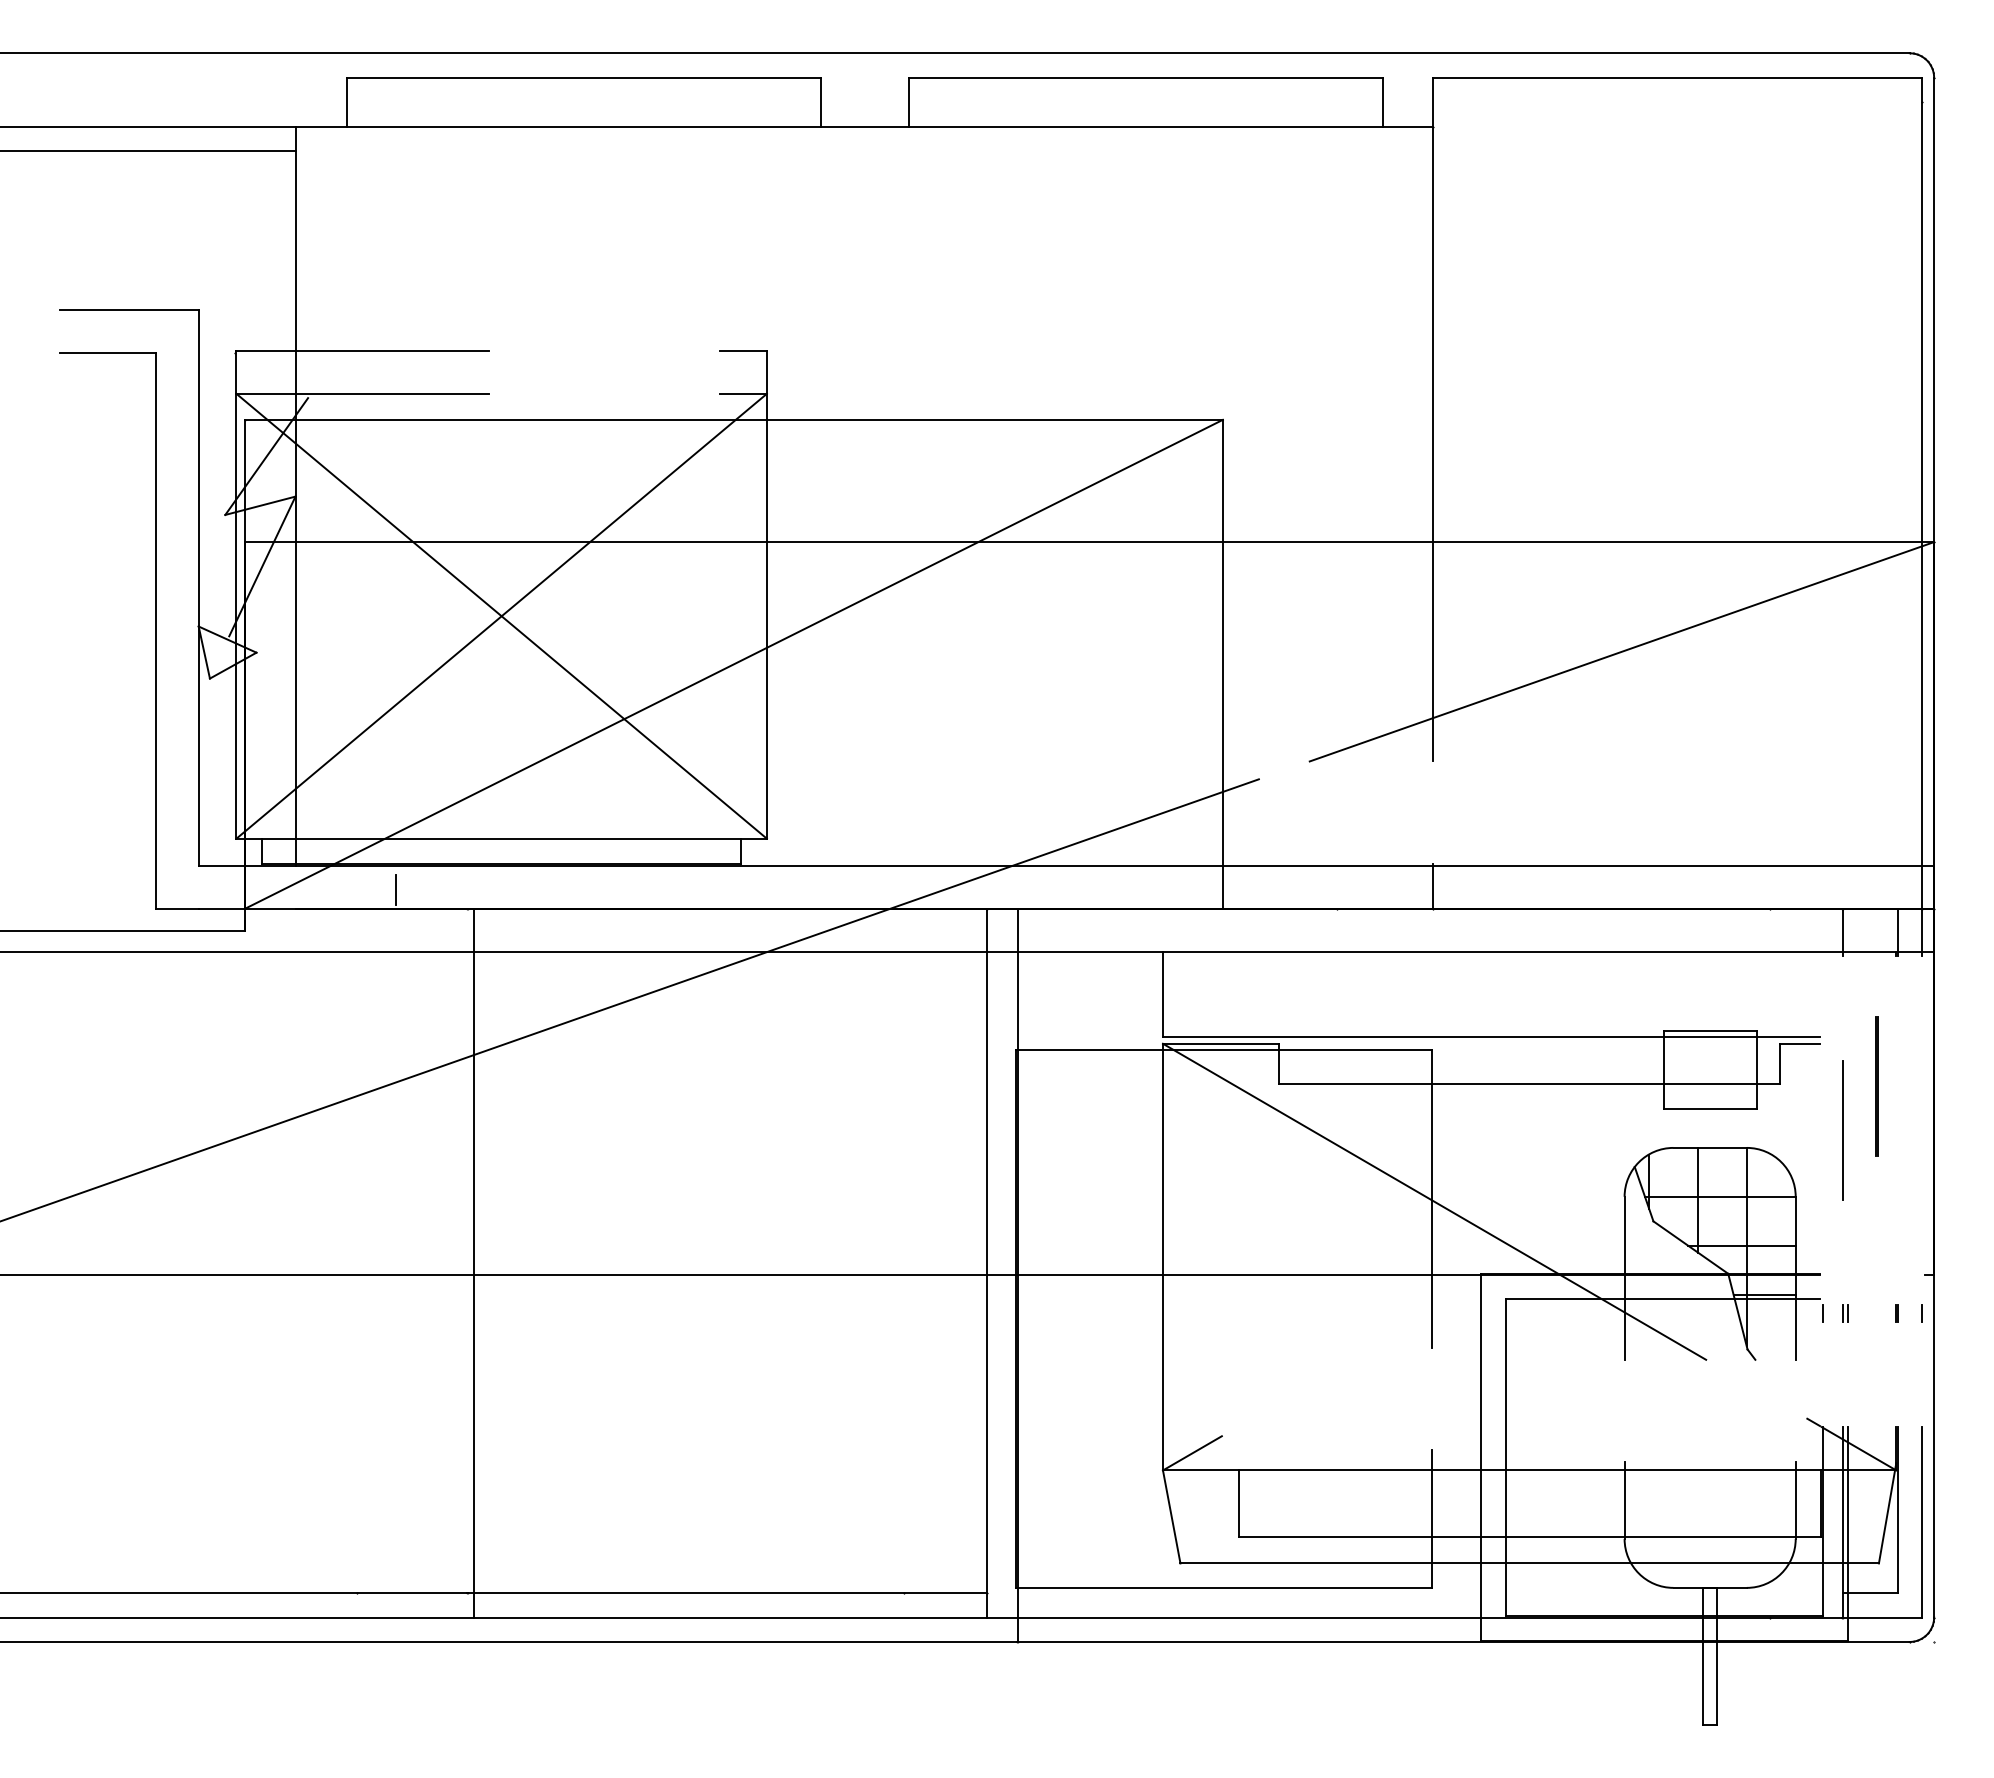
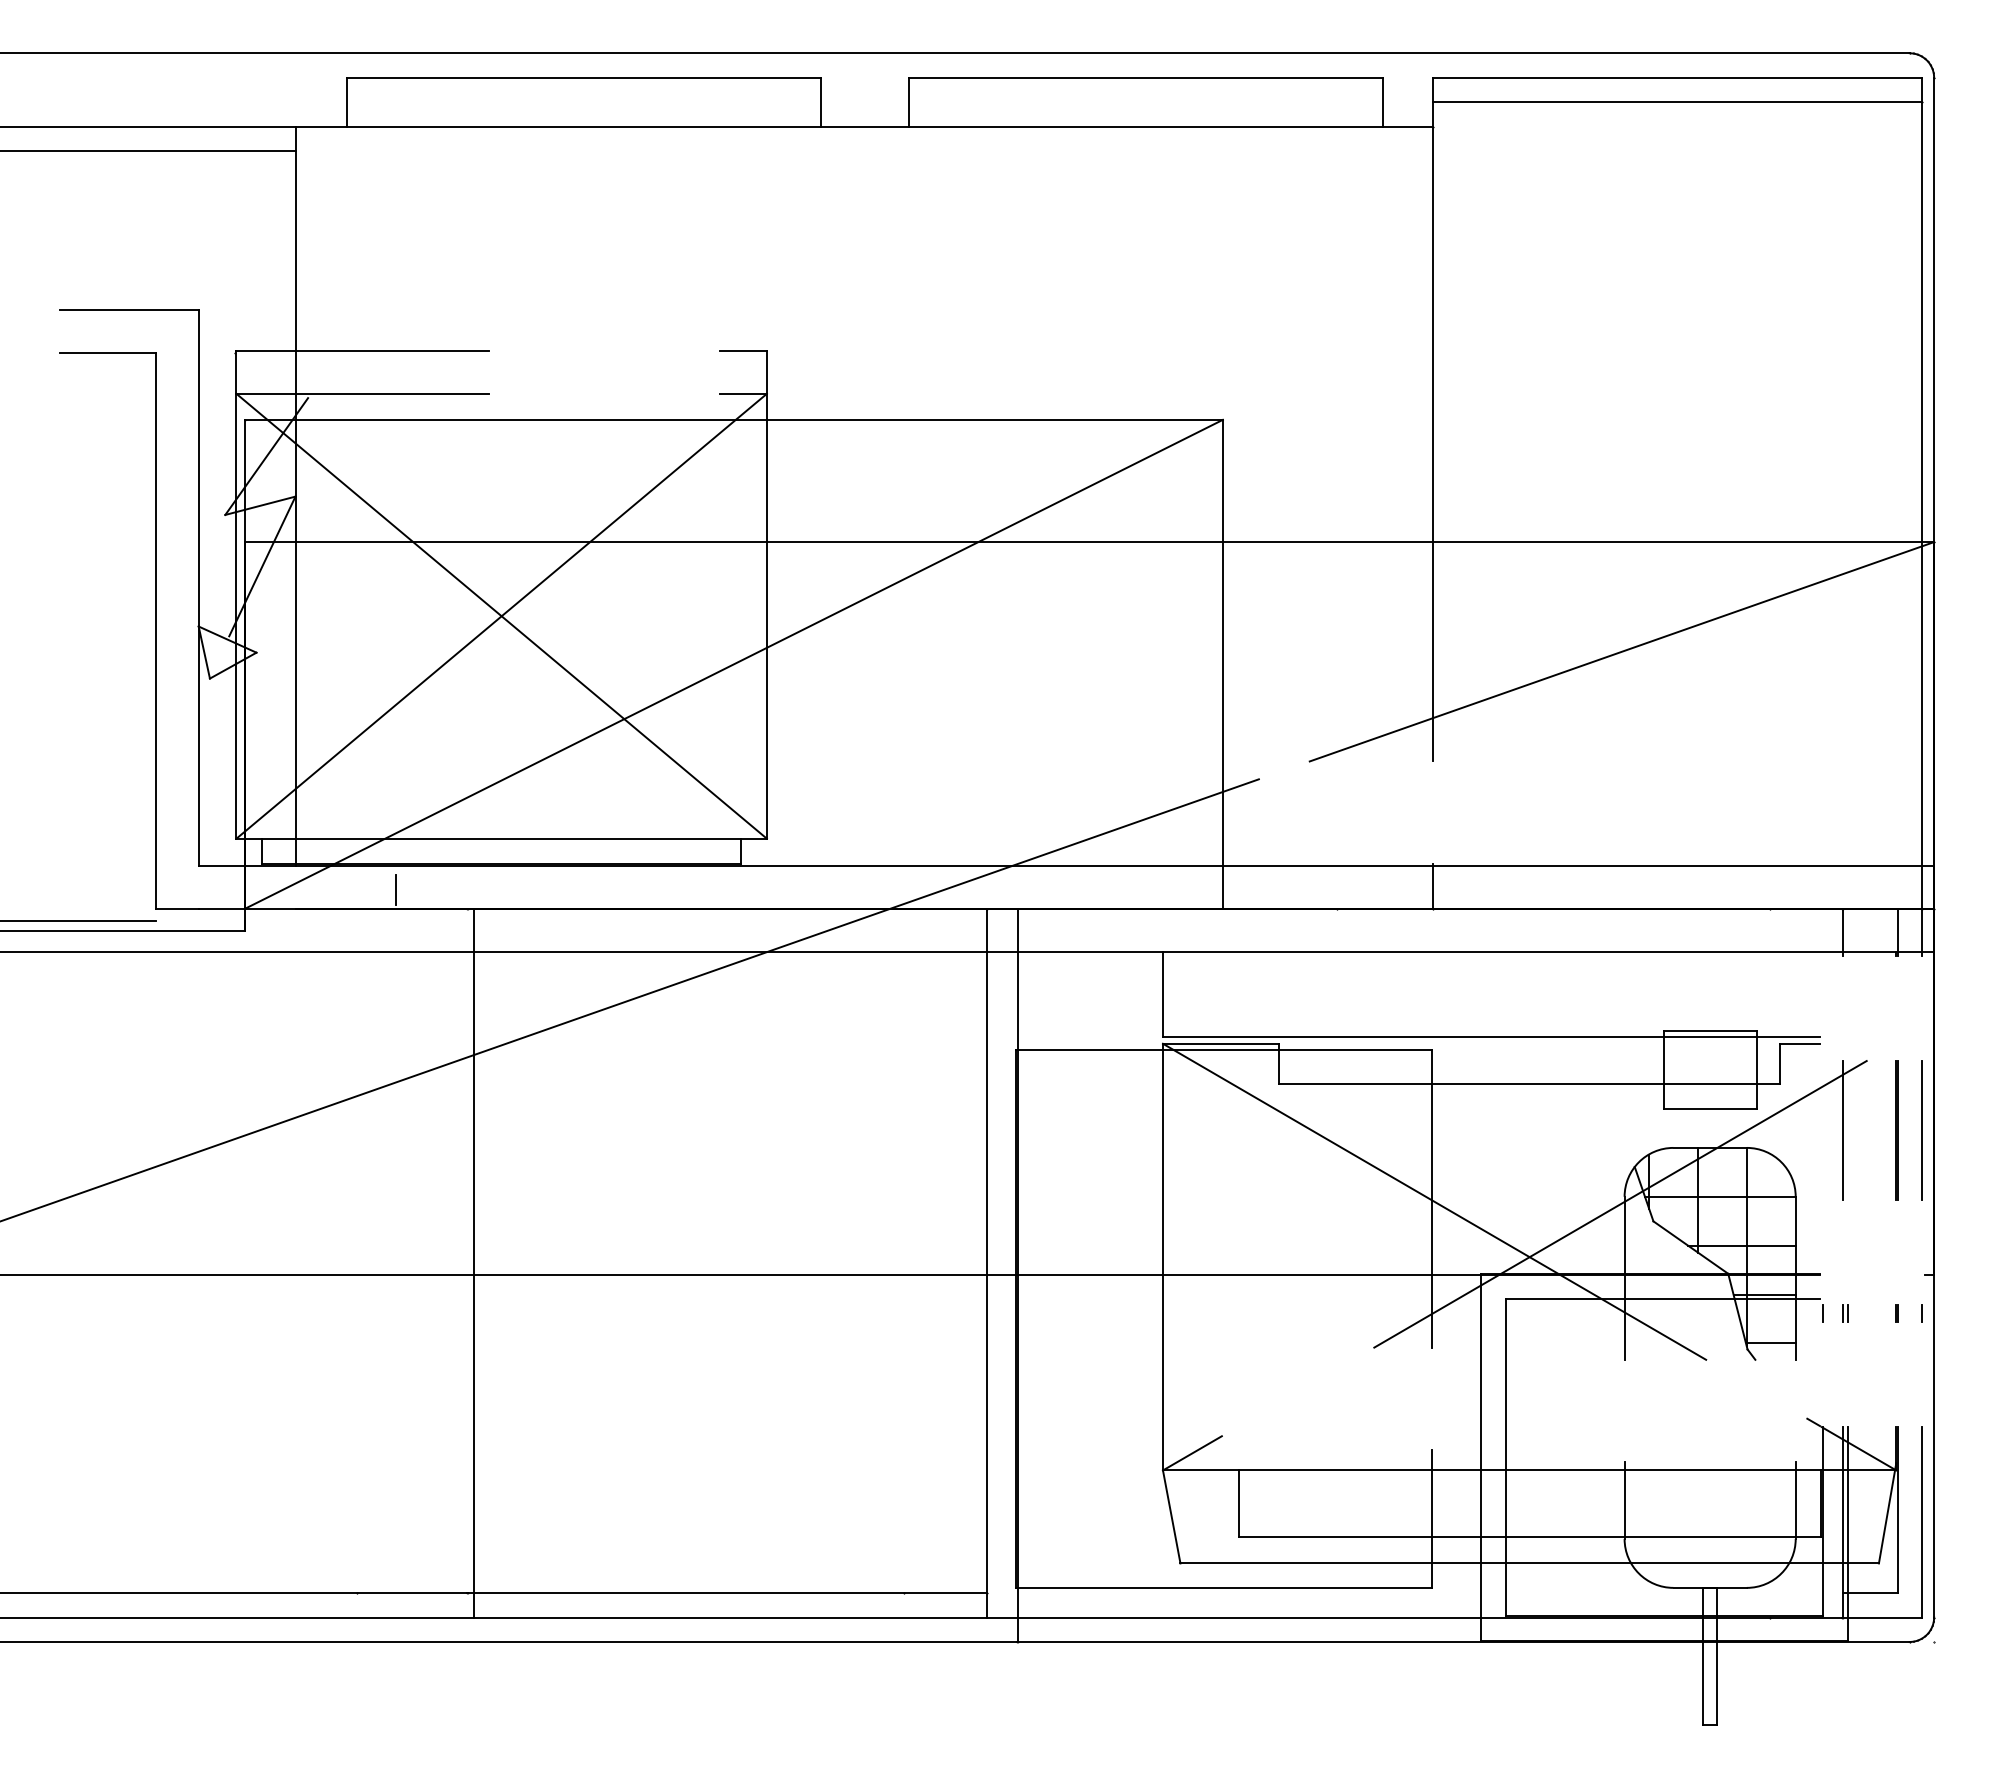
line: none -> present (1677, 102)
line: none -> present (78, 920)
line position: (1876, 1086) -> (1896, 1130) (1896, 1130)
line: none -> present (1921, 1130)
line: none -> present (1620, 1204)
line: none -> present (1770, 1343)
